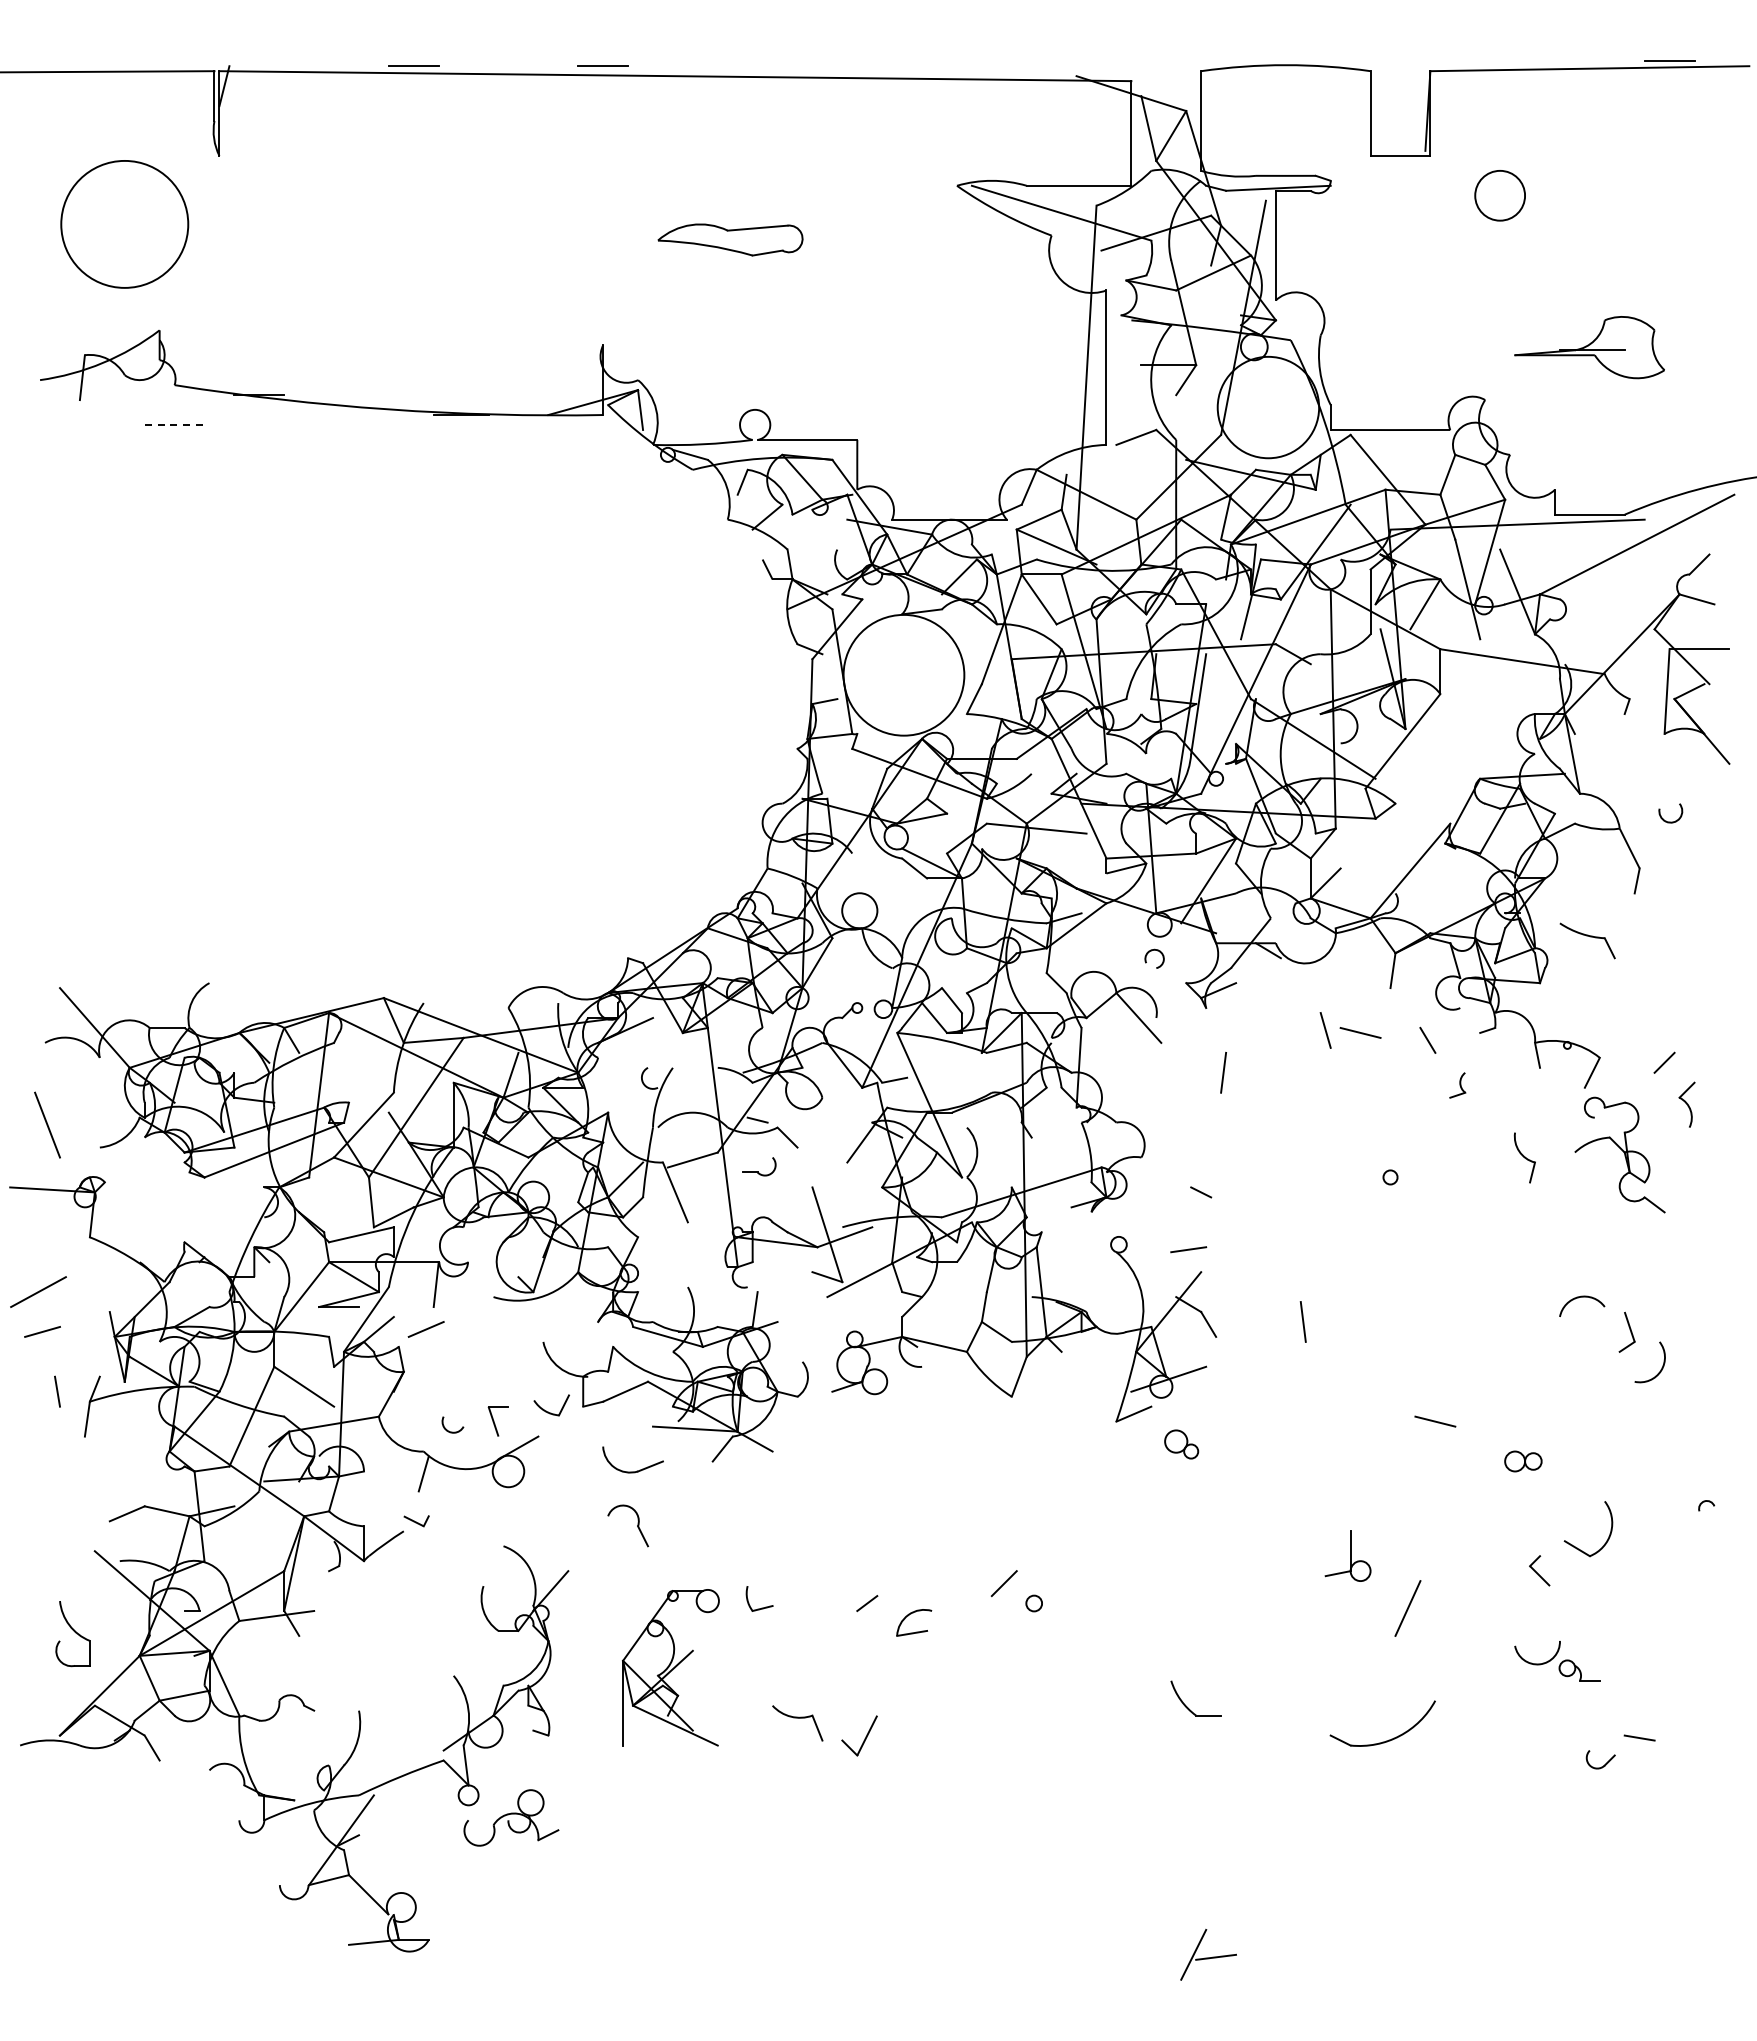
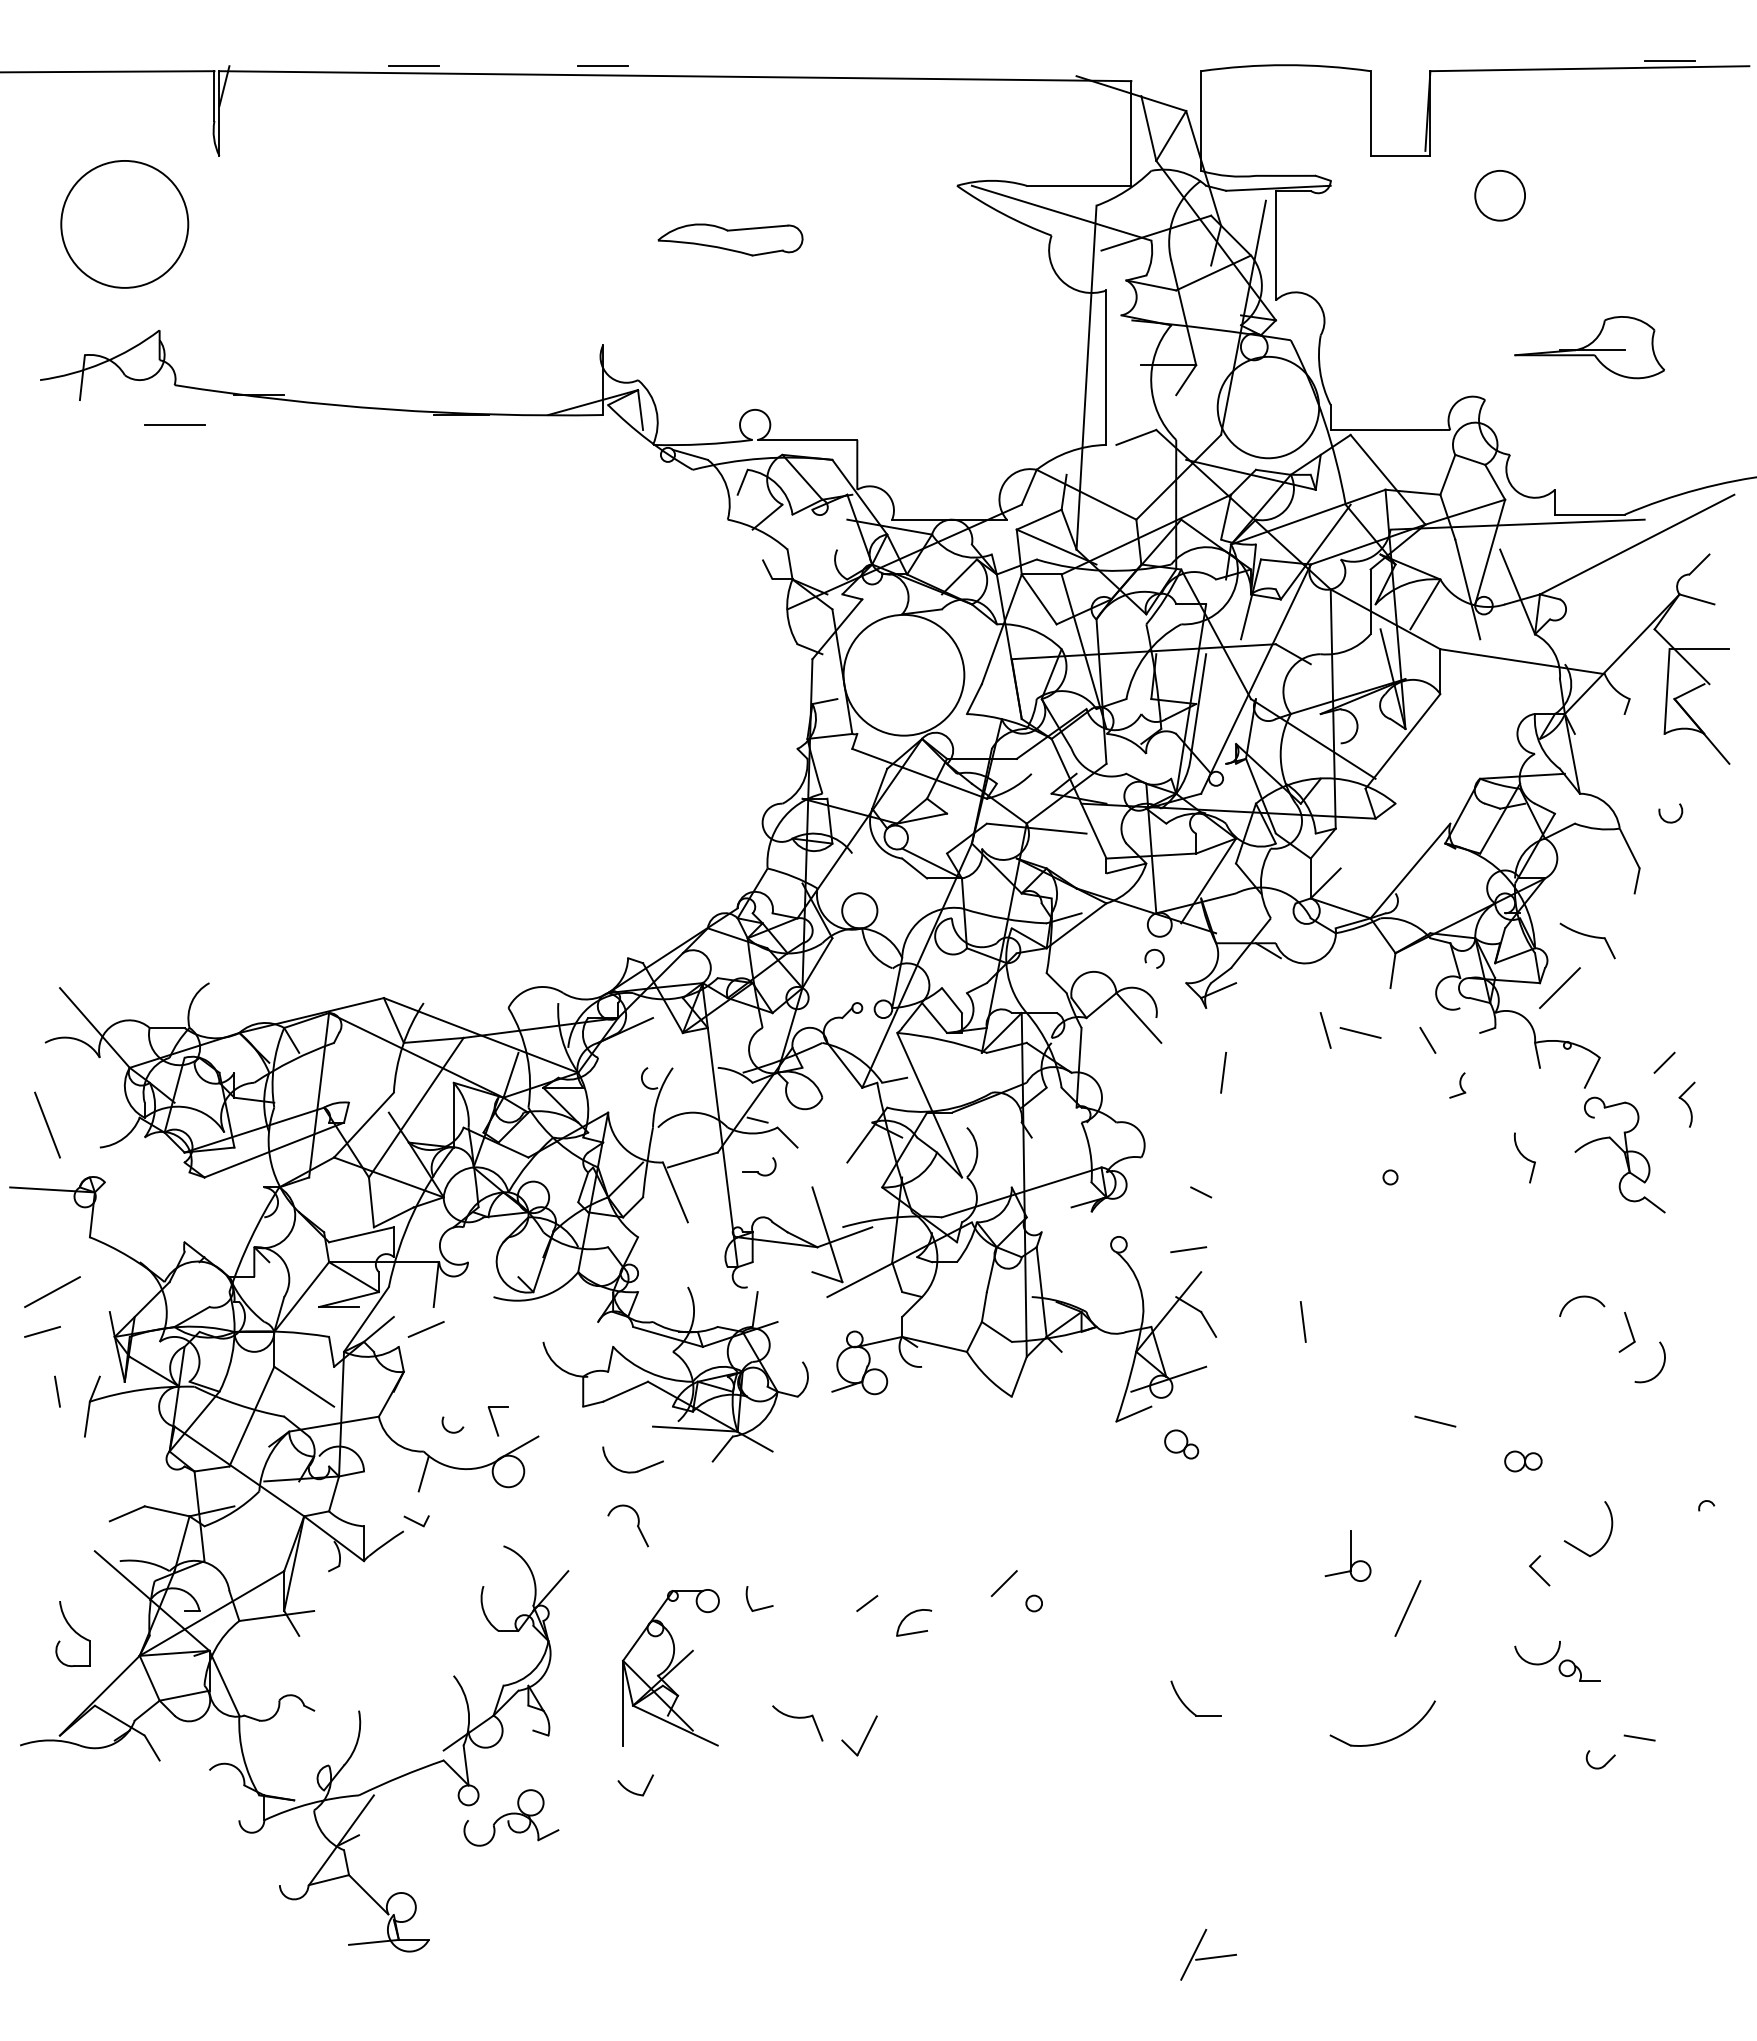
line: dashed -> solid (174, 425)
line: none -> present (1559, 988)
line position: (38, 1291) -> (52, 1291) (52, 1291)
part position: (548, 1411) -> (632, 1791) (632, 1791)
